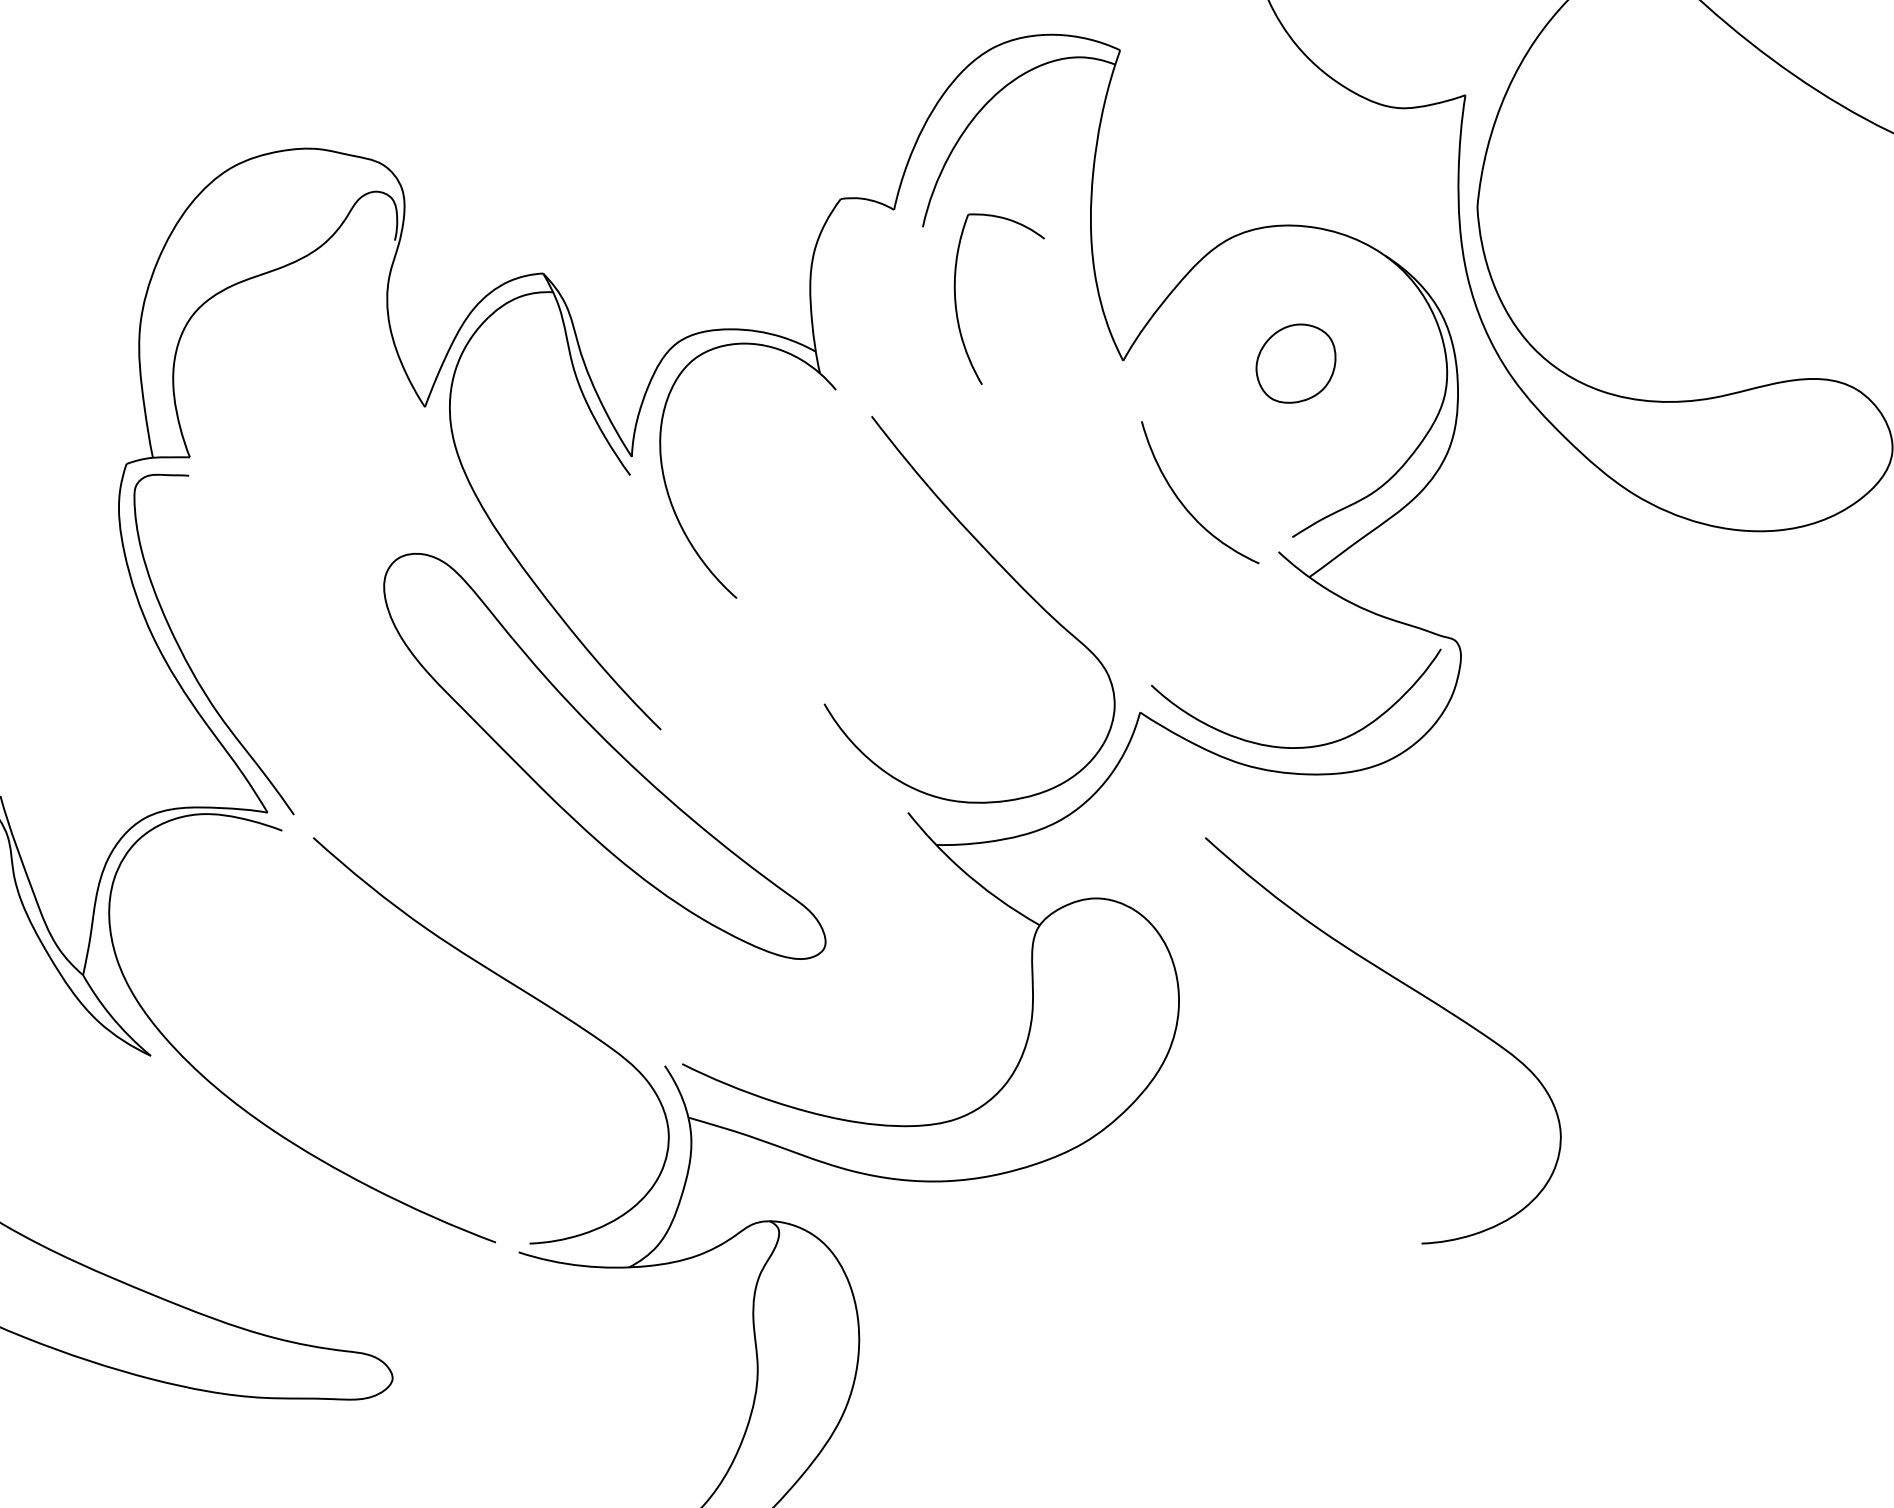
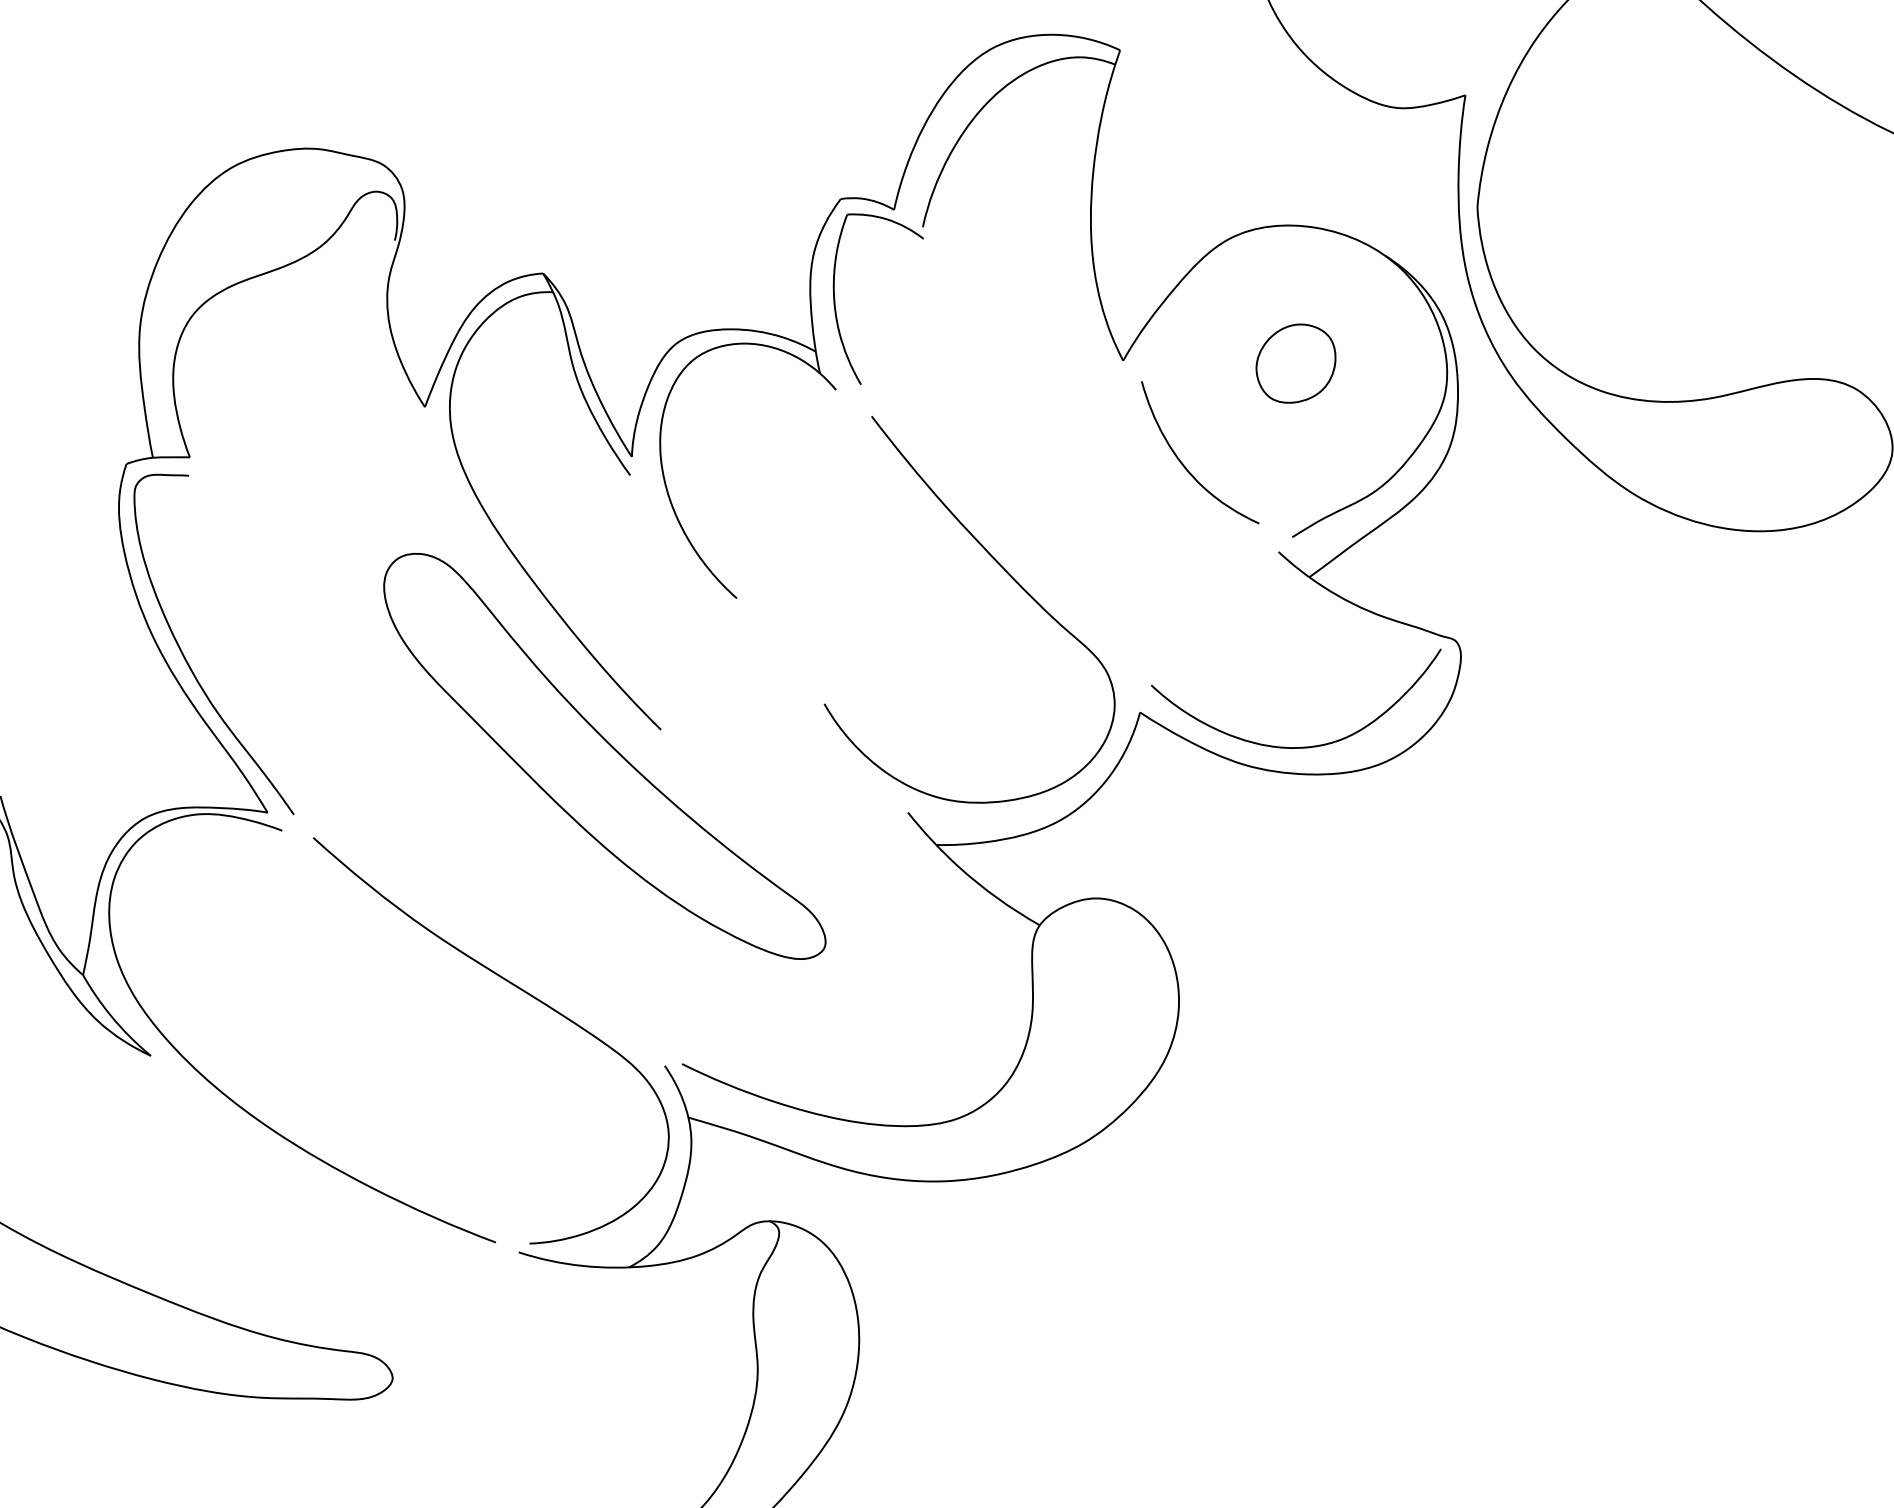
part position: (956, 298) -> (835, 298) (835, 298)
curve position: (1183, 503) -> (1183, 463) (1183, 463)
curve: present -> none (1414, 991)
